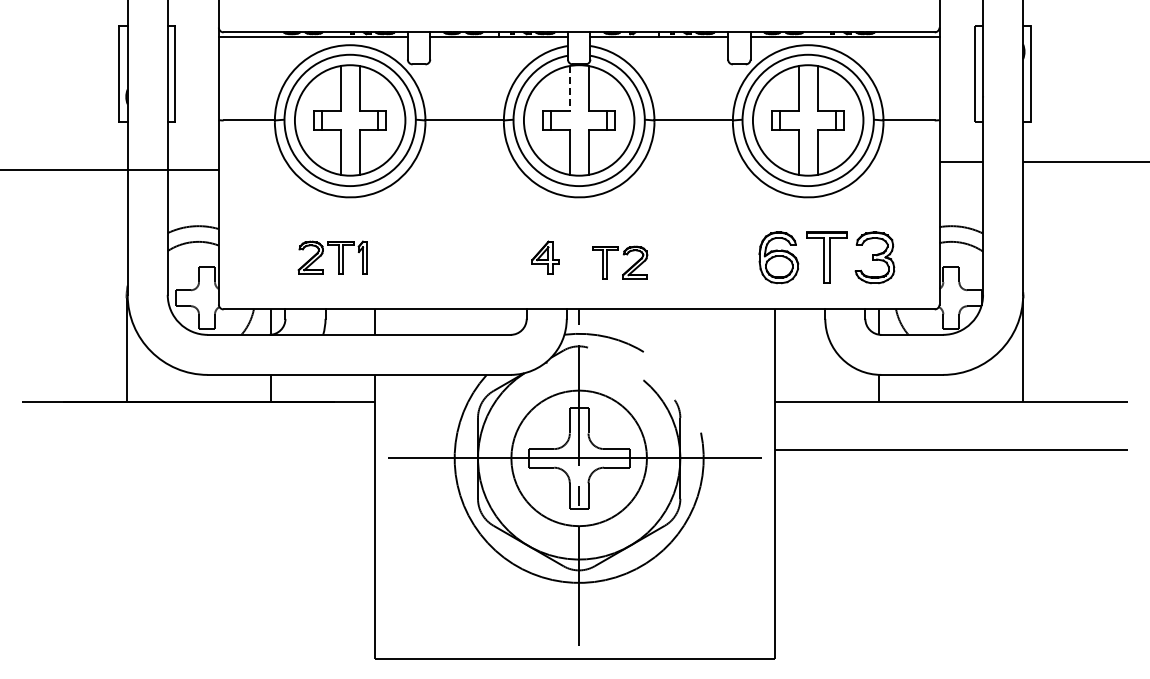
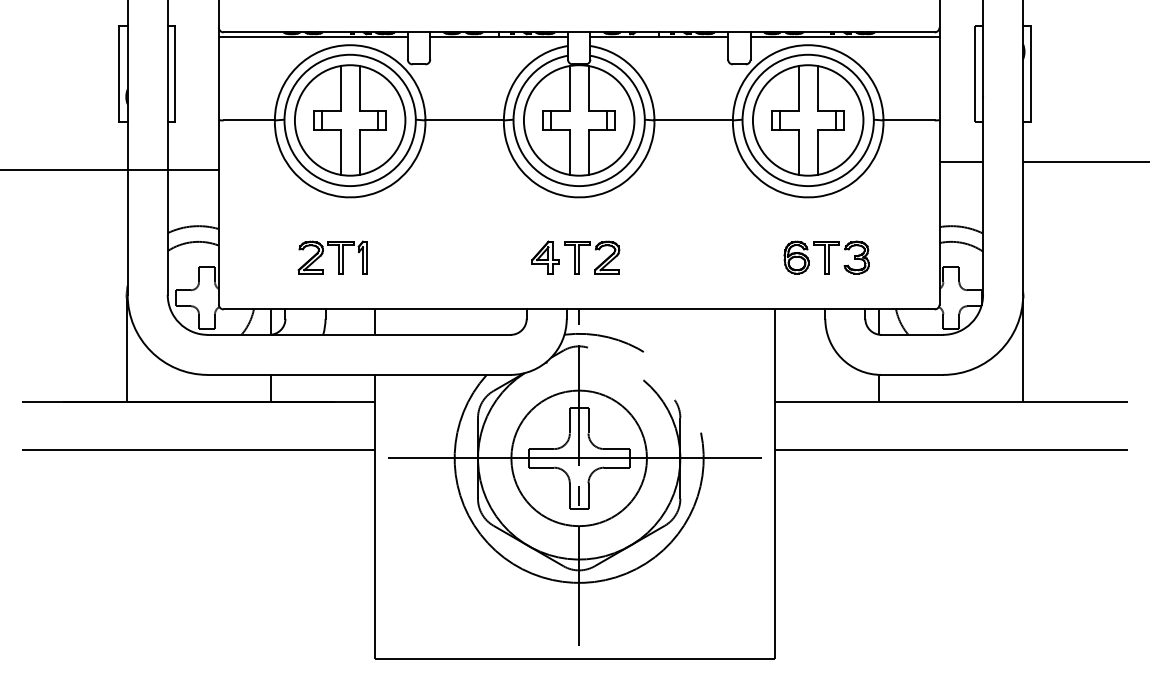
line: dashed -> solid (569, 88)
part position: (623, 255) -> (595, 250) (595, 250)
part size: 138x54 px -> 87x35 px (826, 257)
line: none -> present (198, 450)
